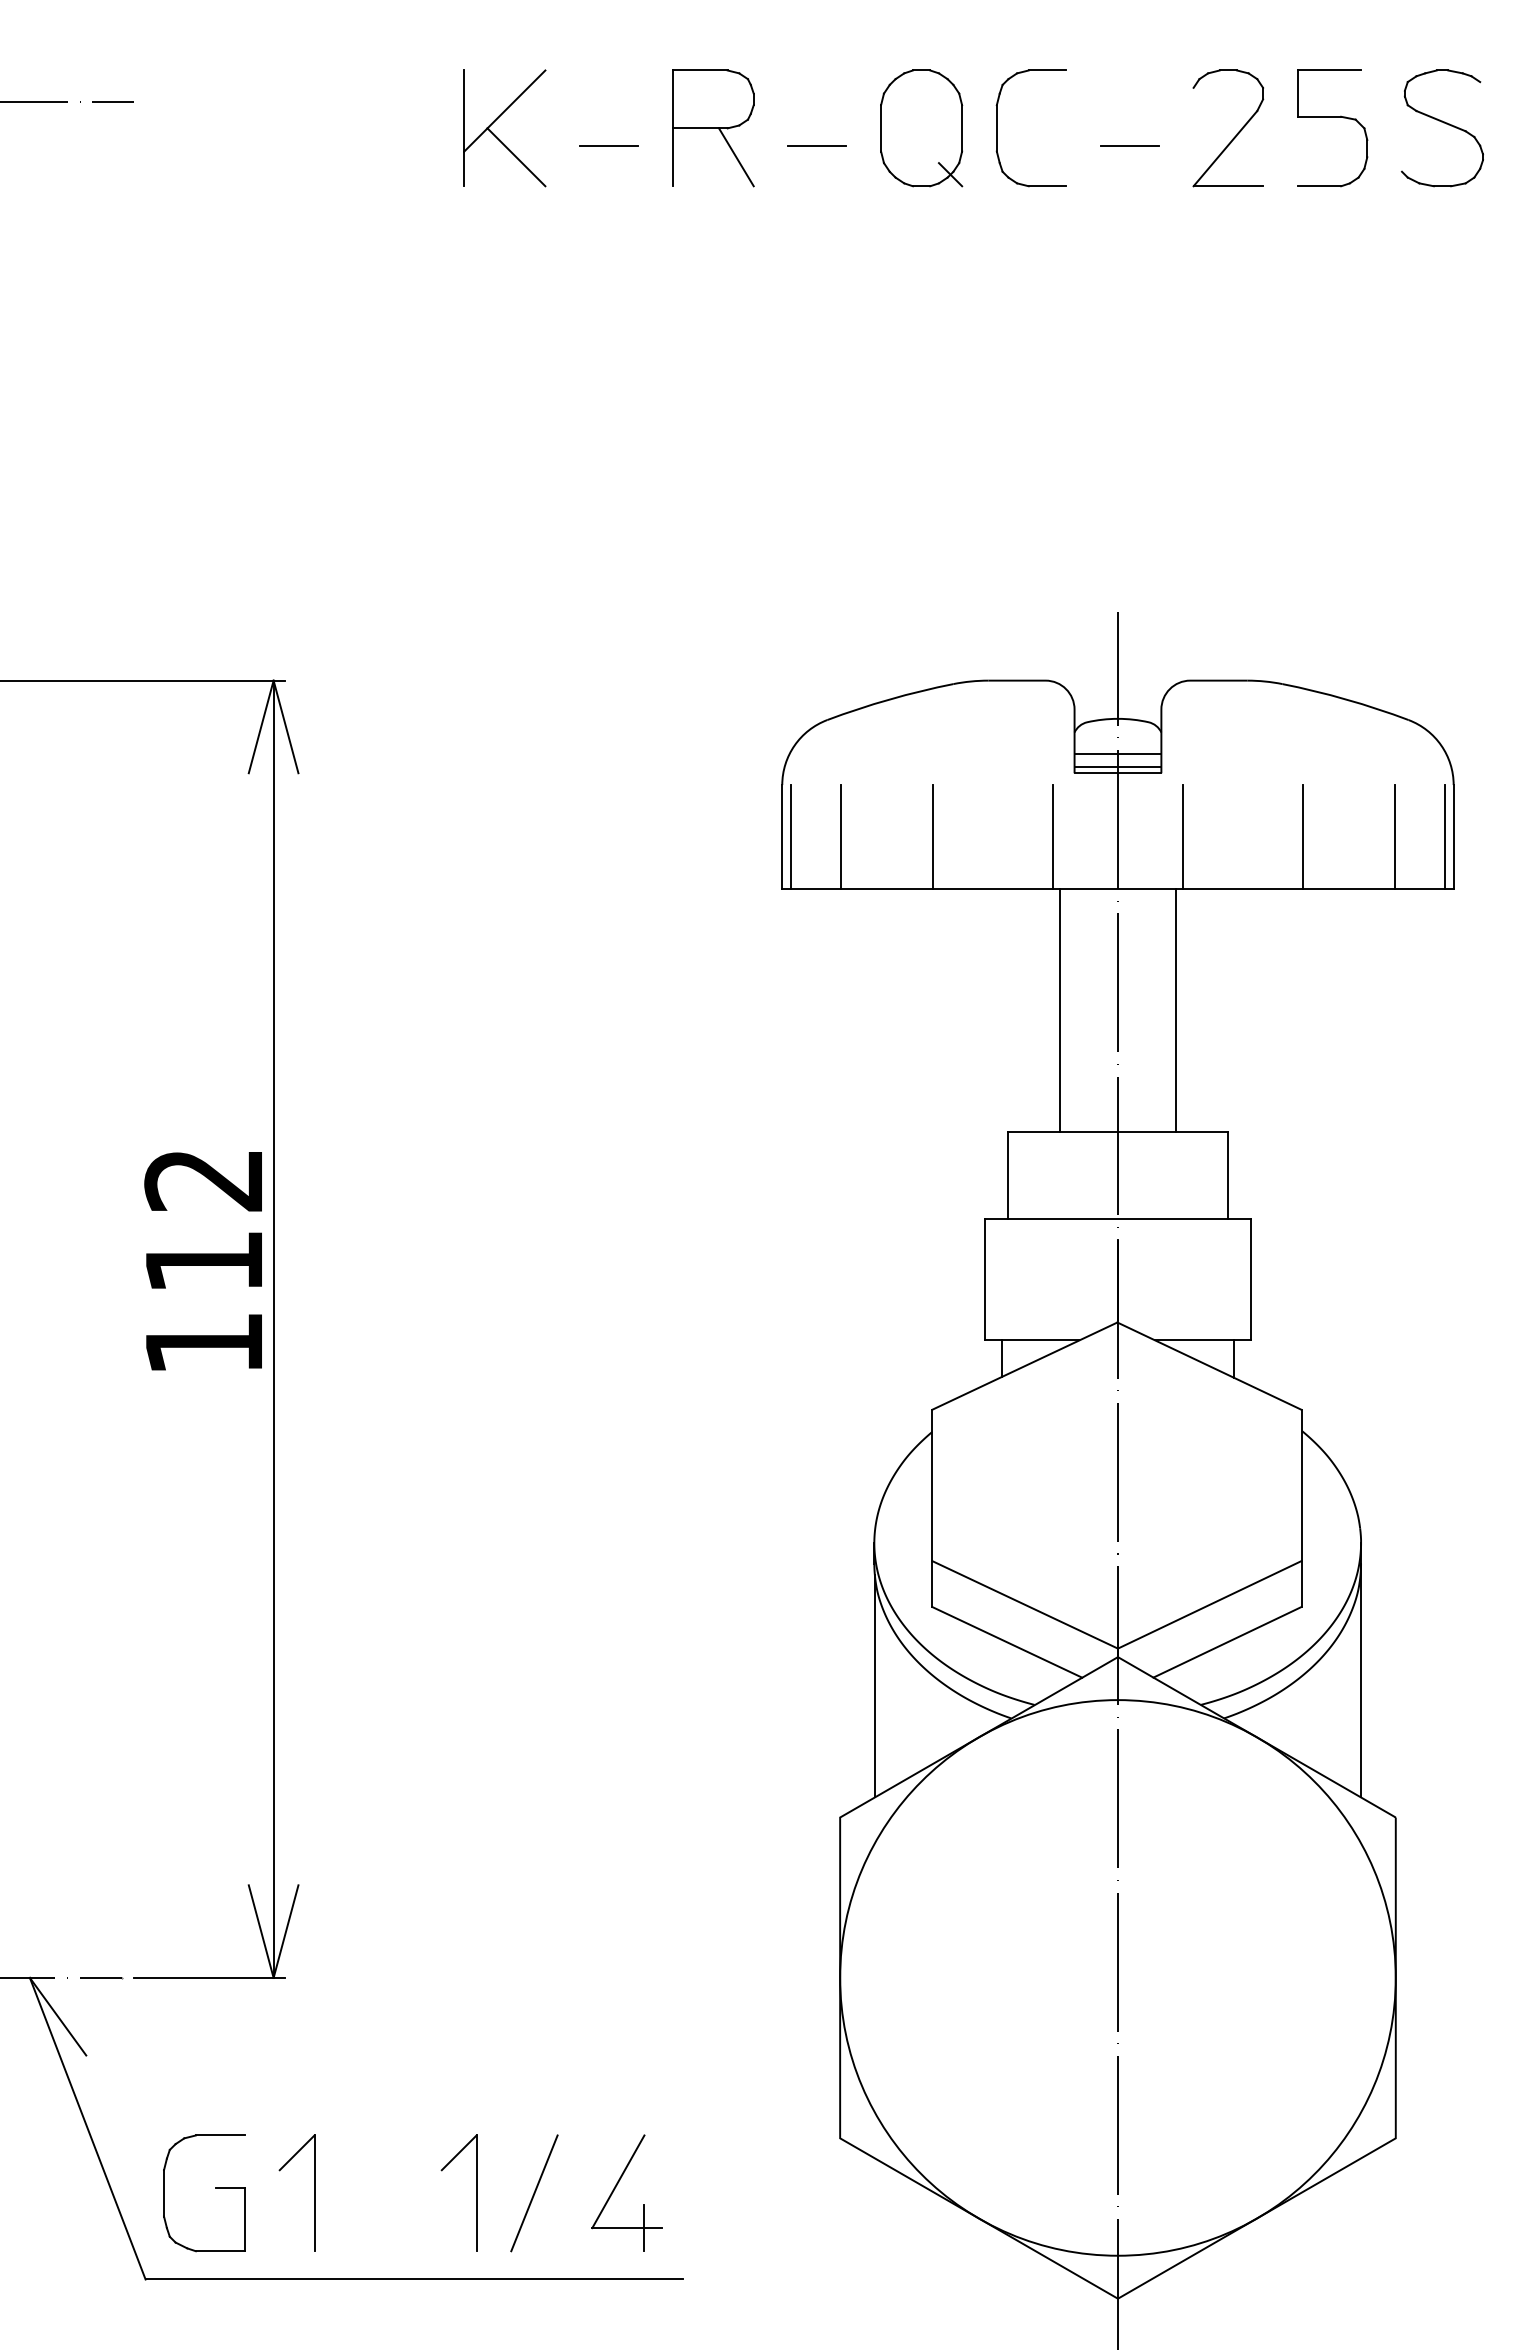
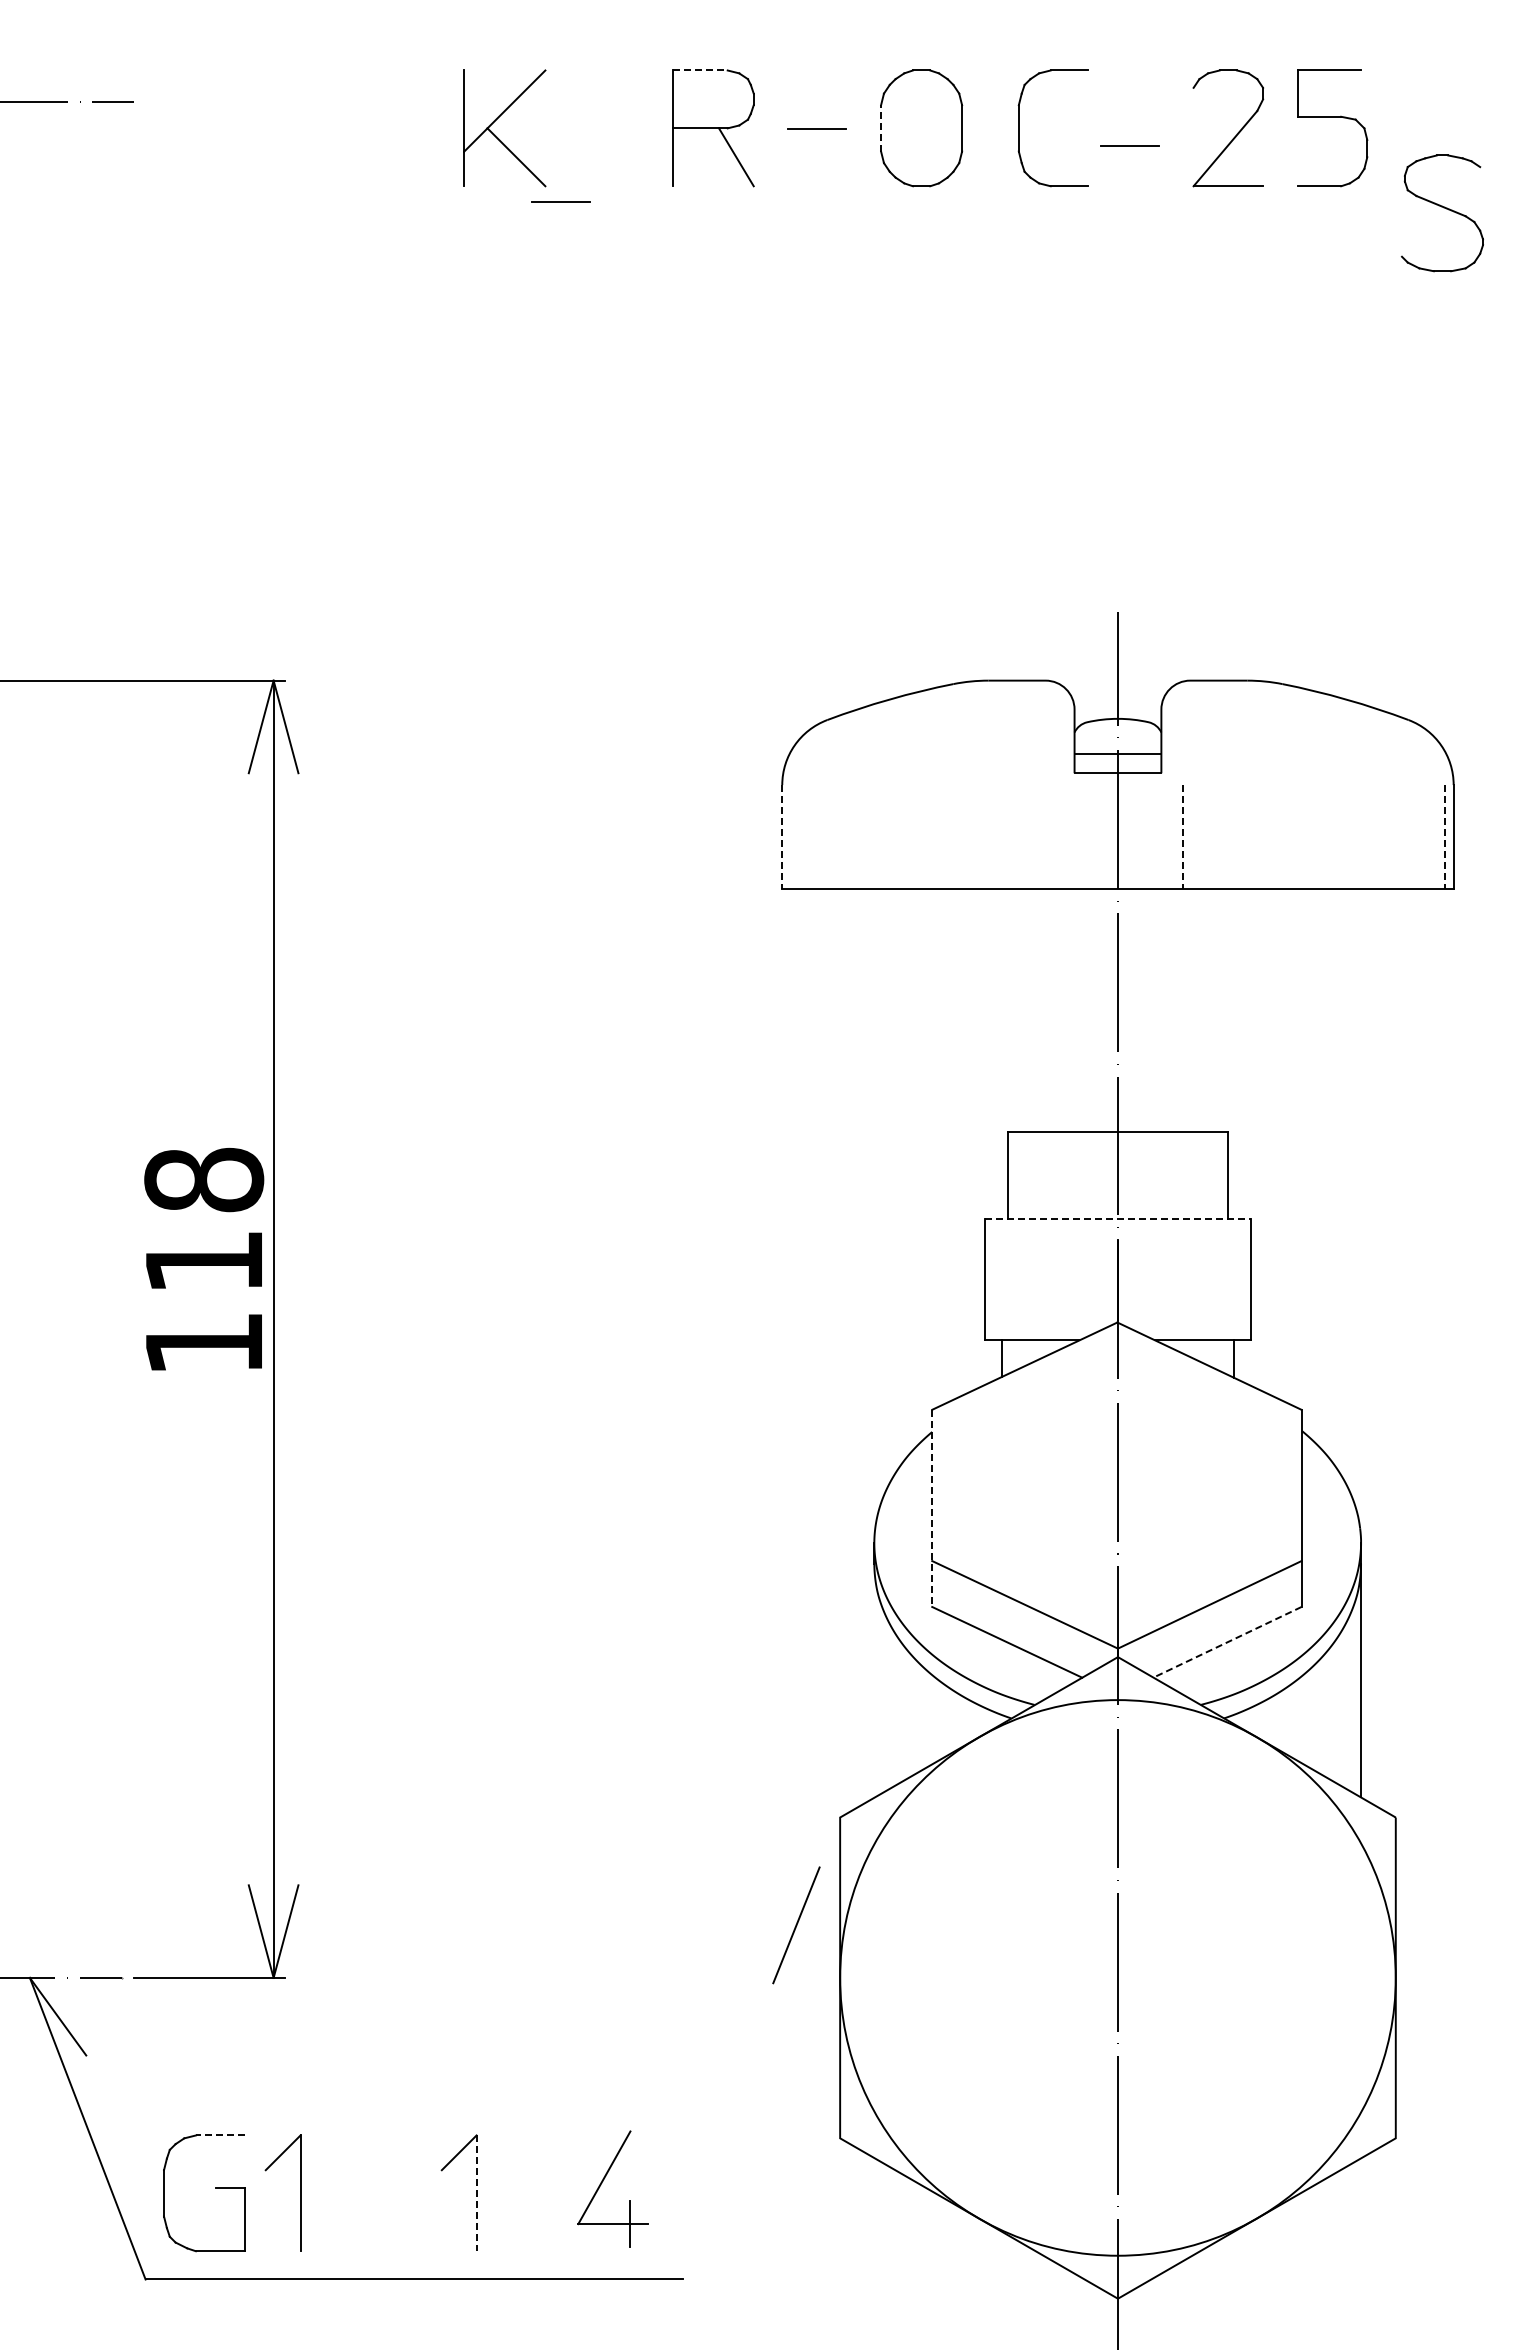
line: solid -> dashed (700, 70)
line: solid -> dashed (881, 127)
part position: (997, 128) -> (1019, 128) (1019, 128)
part position: (1442, 128) -> (1442, 213) (1442, 213)
line position: (608, 145) -> (560, 201) (560, 201)
line position: (816, 145) -> (816, 128) (816, 128)
line: present -> none (950, 174)
line: present -> none (1117, 767)
line: solid -> dashed (782, 837)
line: present -> none (791, 837)
line: present -> none (840, 837)
line: present -> none (933, 837)
line: present -> none (1052, 837)
line: solid -> dashed (1183, 837)
line: present -> none (1302, 837)
line: present -> none (1395, 837)
line: solid -> dashed (1444, 837)
line: present -> none (1060, 1010)
line: present -> none (1175, 1010)
text: 112 -> 118 (204, 1179)
line: solid -> dashed (1118, 1218)
line: solid -> dashed (932, 1508)
line: solid -> dashed (1227, 1642)
line: present -> none (874, 1686)
line: solid -> dashed (220, 2135)
part position: (616, 2187) -> (602, 2183) (602, 2183)
part position: (314, 2192) -> (300, 2192) (300, 2192)
line: solid -> dashed (476, 2193)
line position: (534, 2193) -> (796, 1925) (796, 1925)
